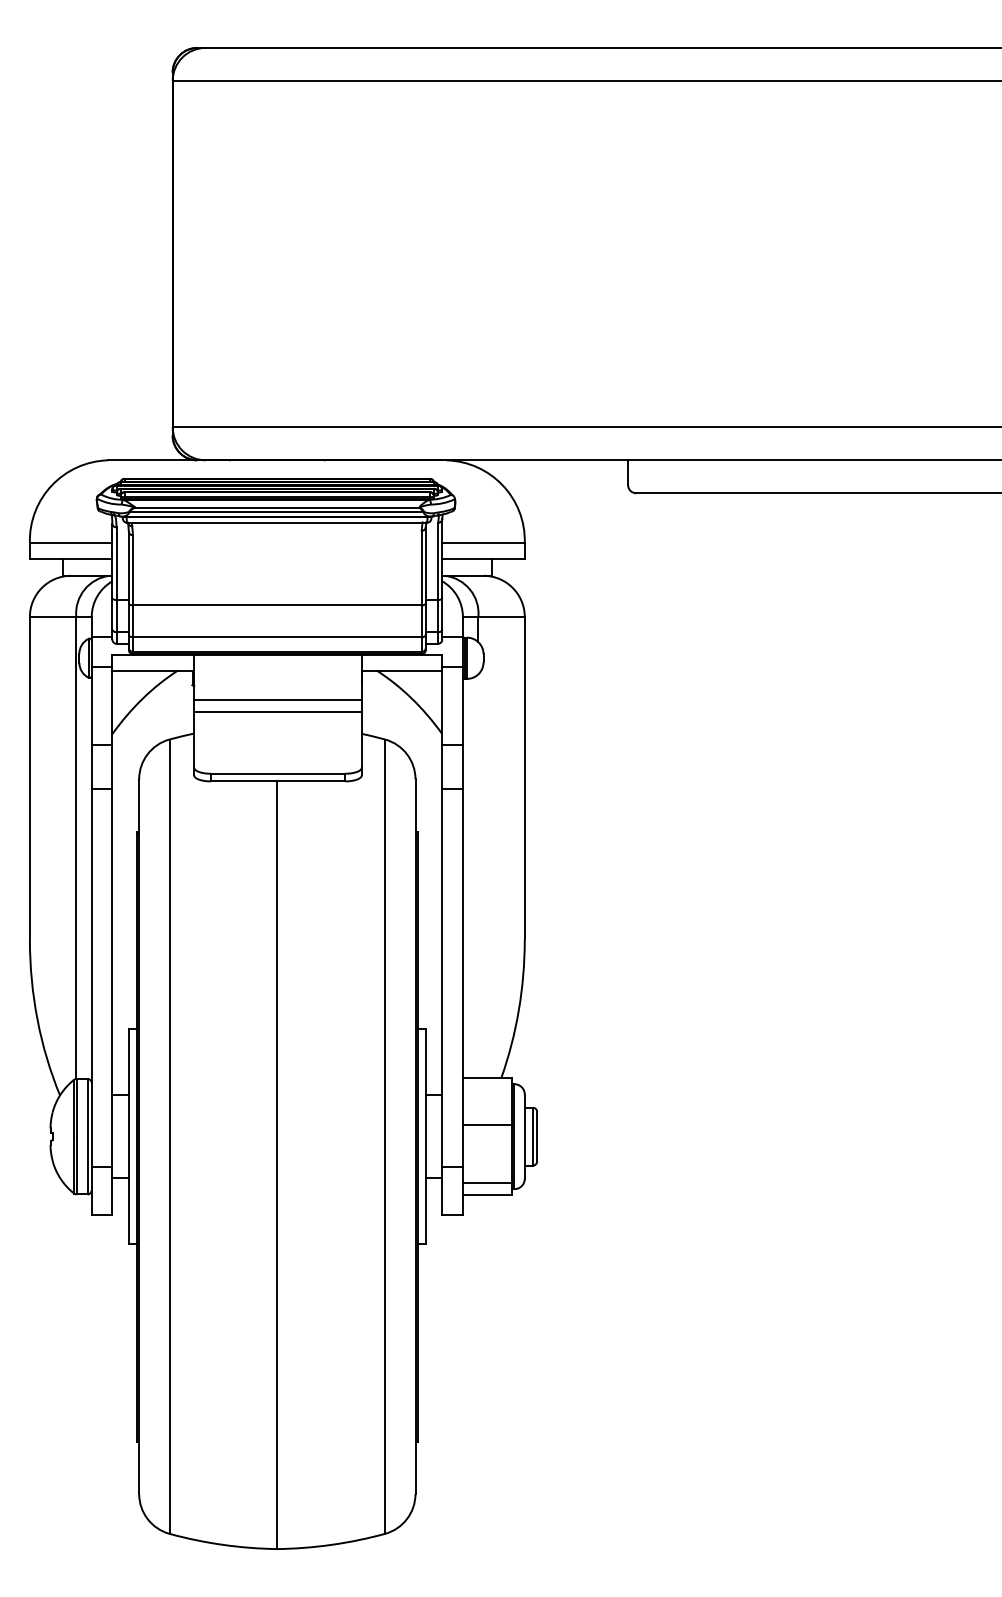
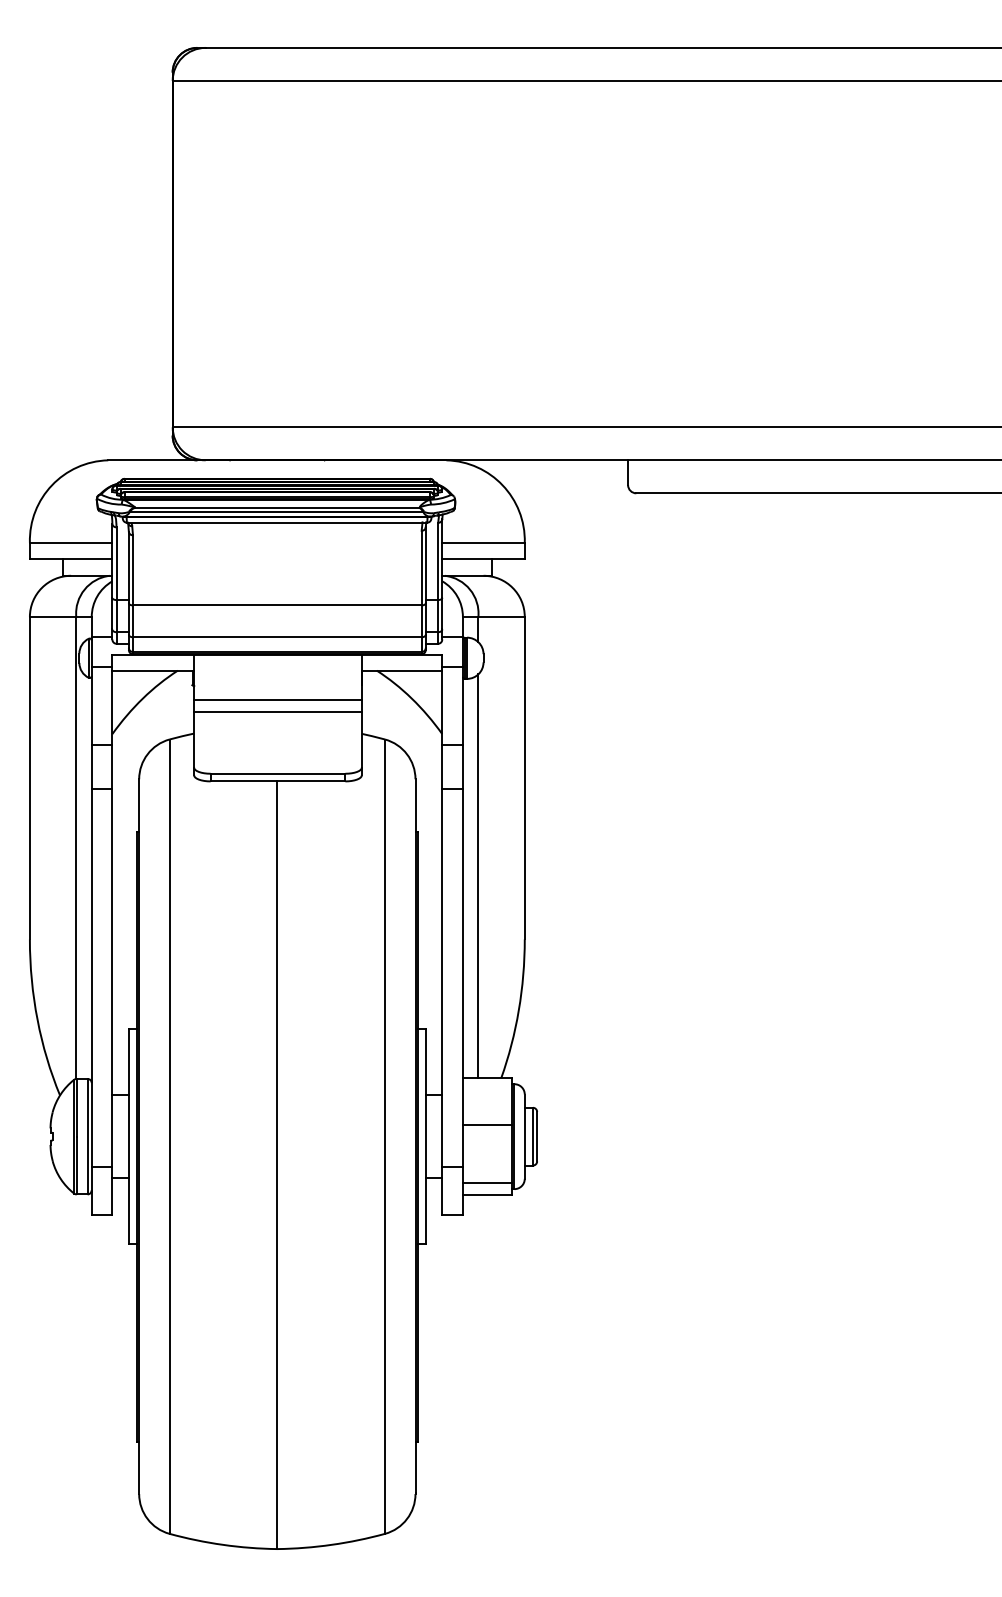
line: none -> present (478, 876)
